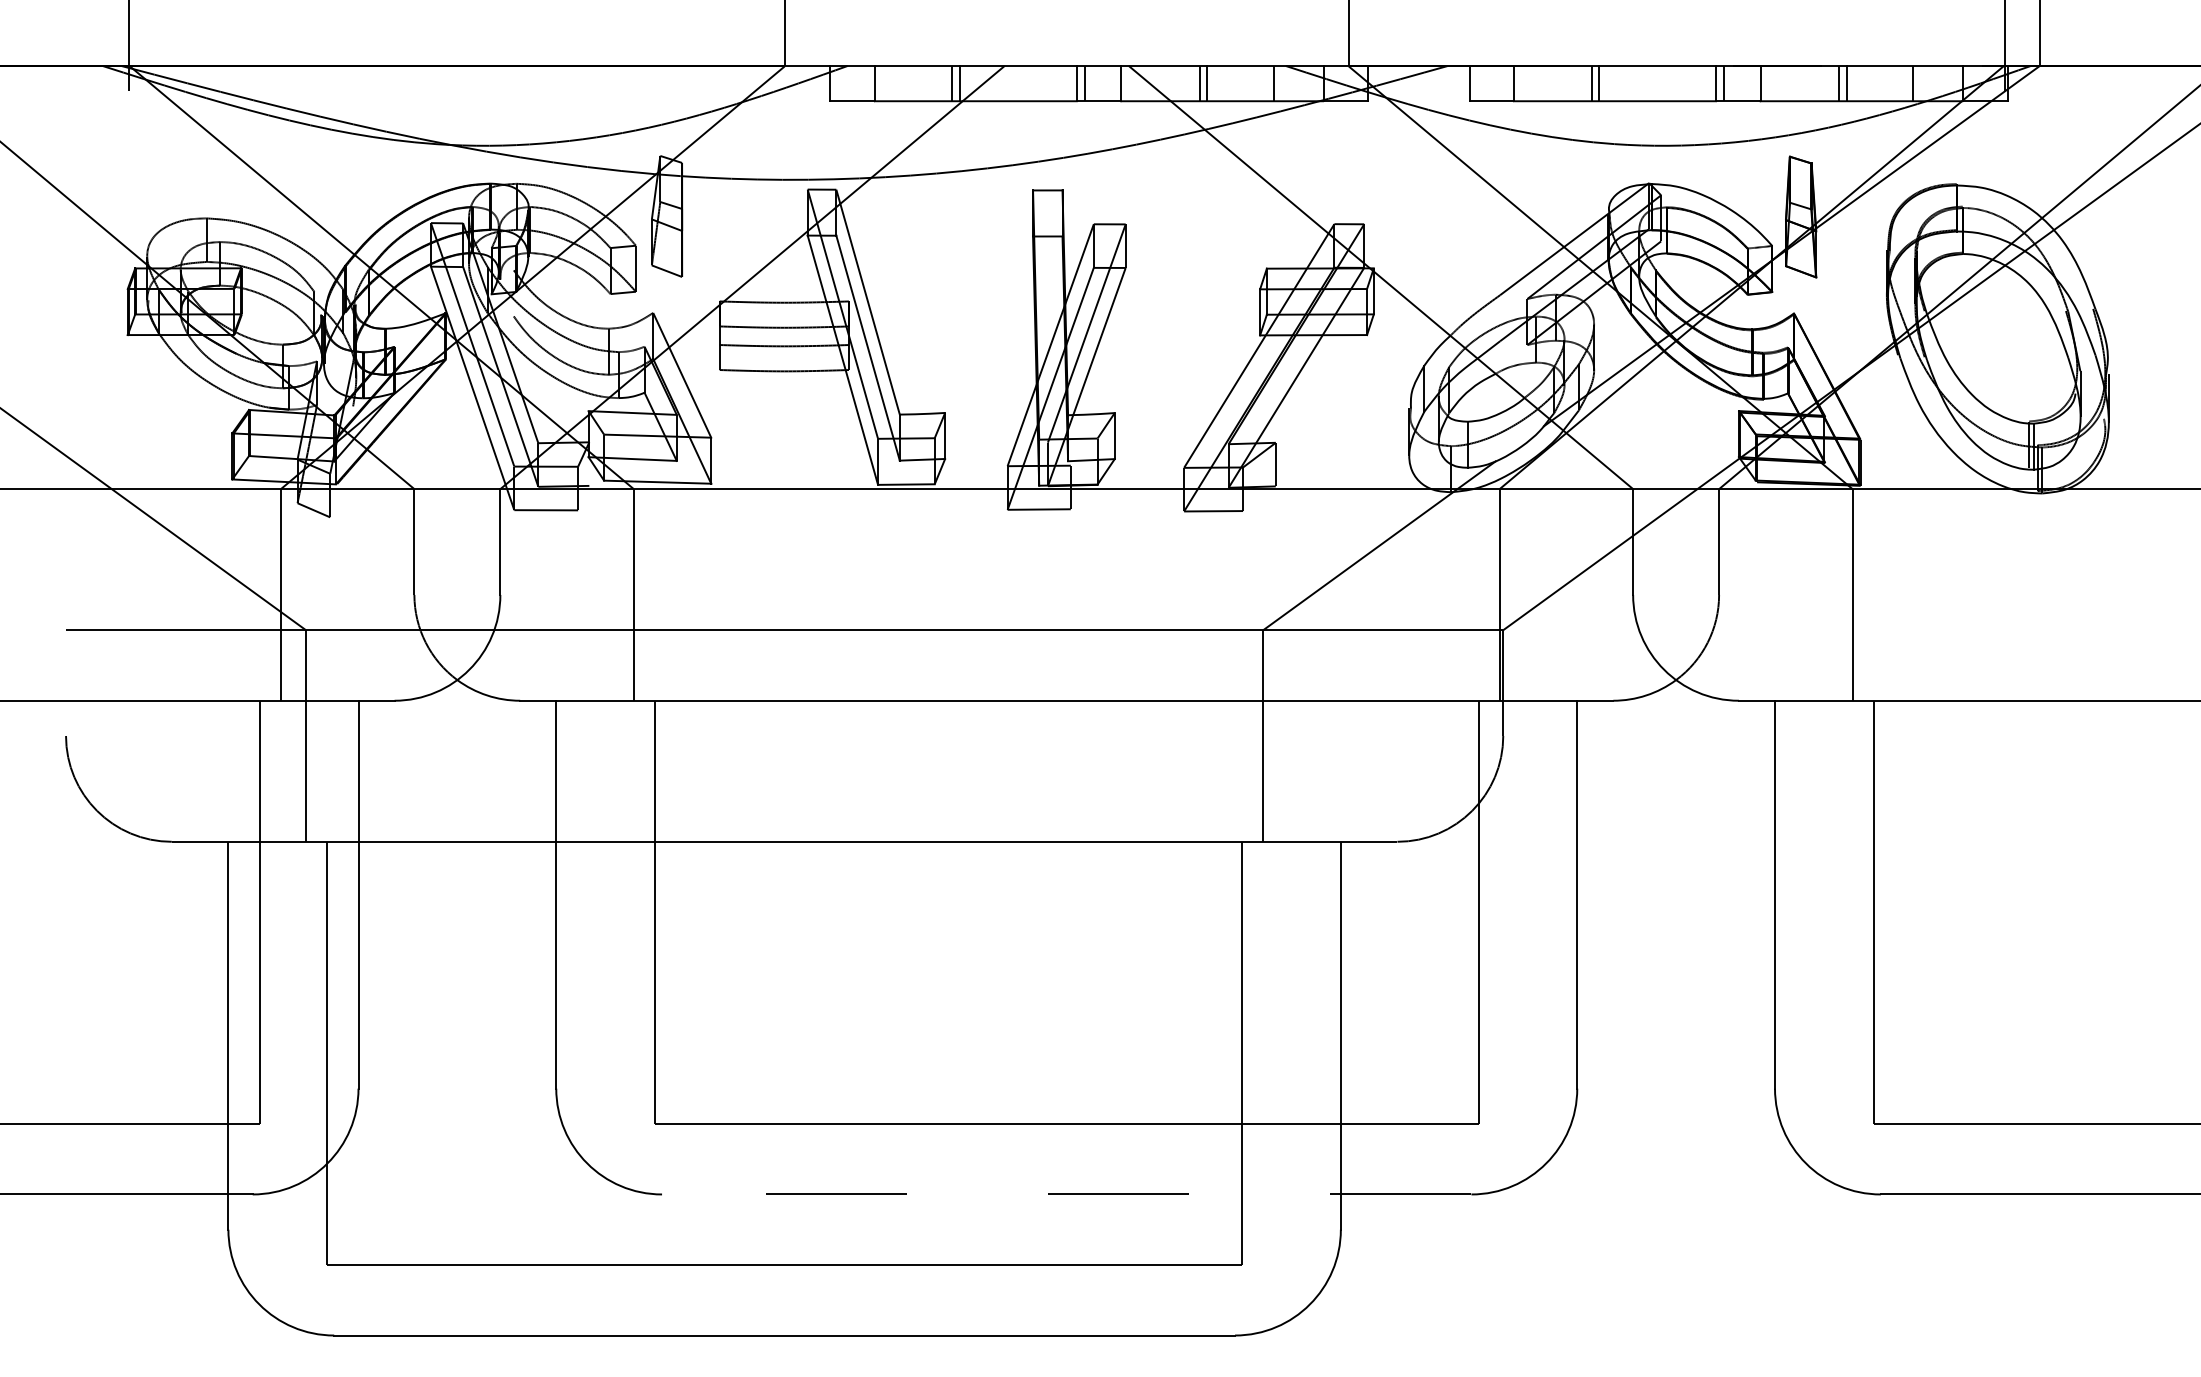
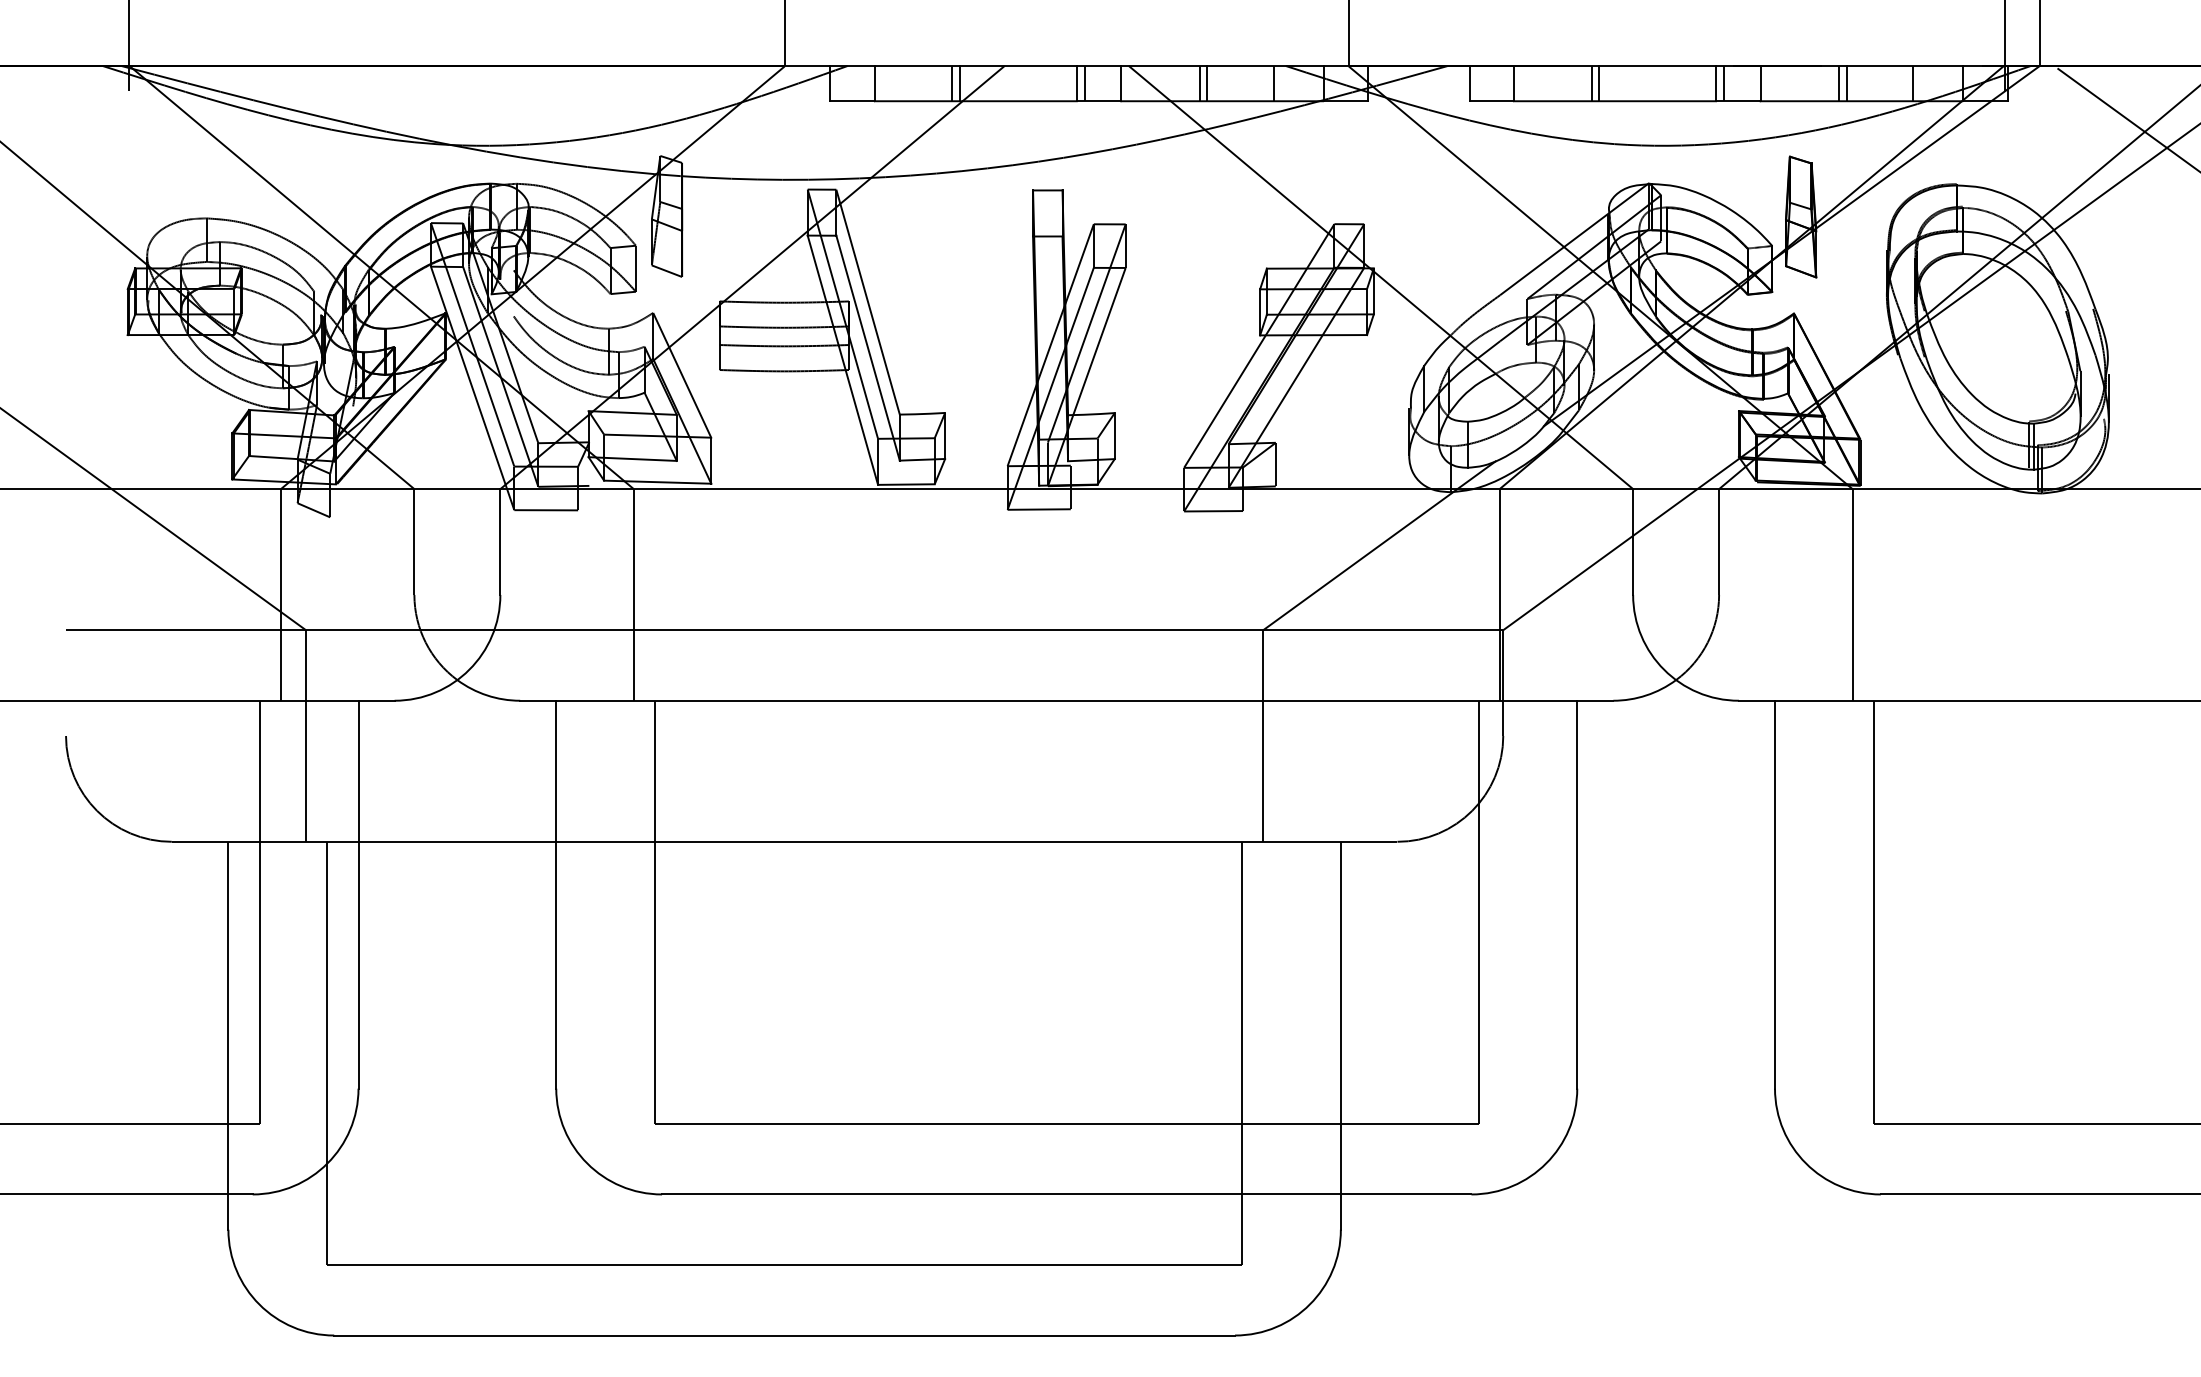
line: none -> present (2127, 119)
line: dashed -> solid (1066, 1194)
